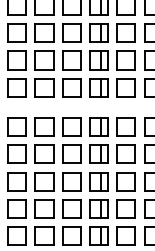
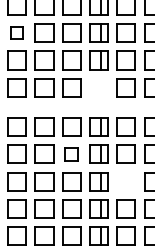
part size: 20x20 px -> 14x14 px (16, 32)
part: present -> none (98, 87)
part size: 20x20 px -> 15x15 px (71, 154)
part: present -> none (125, 181)
